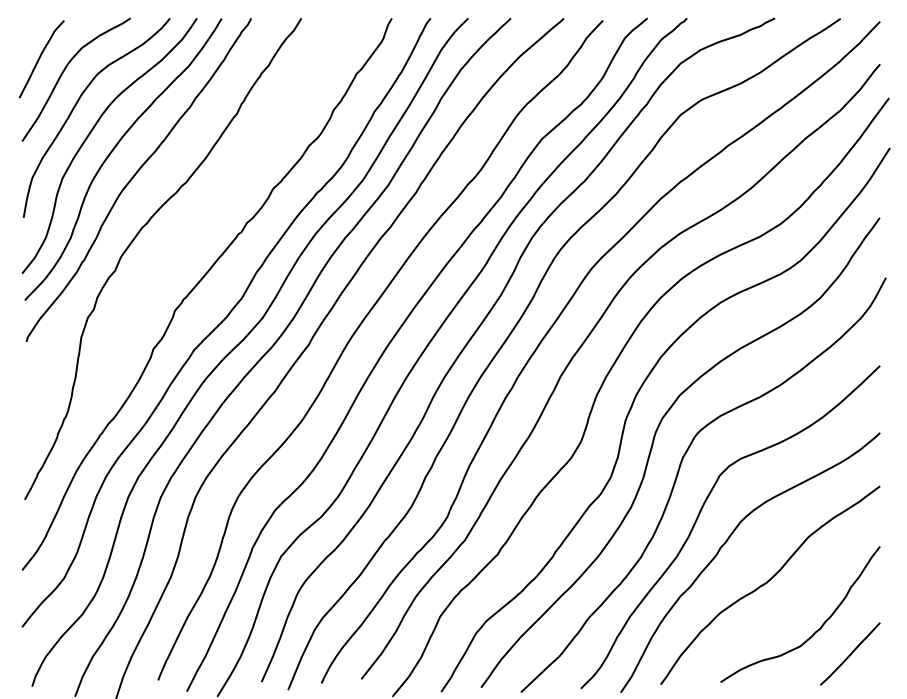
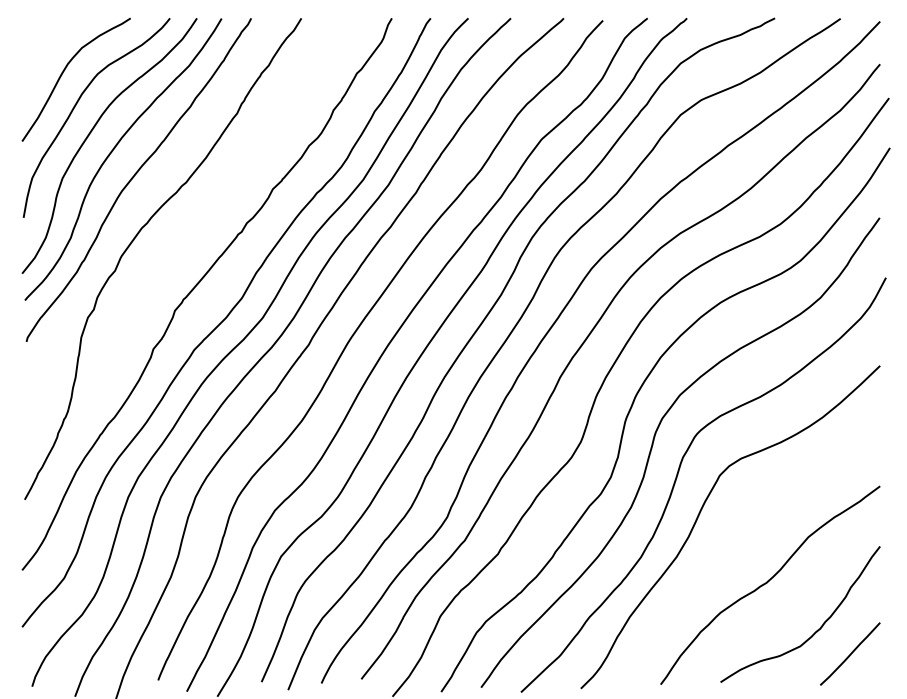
curve: present -> none (40, 58)
curve: present -> none (725, 544)
